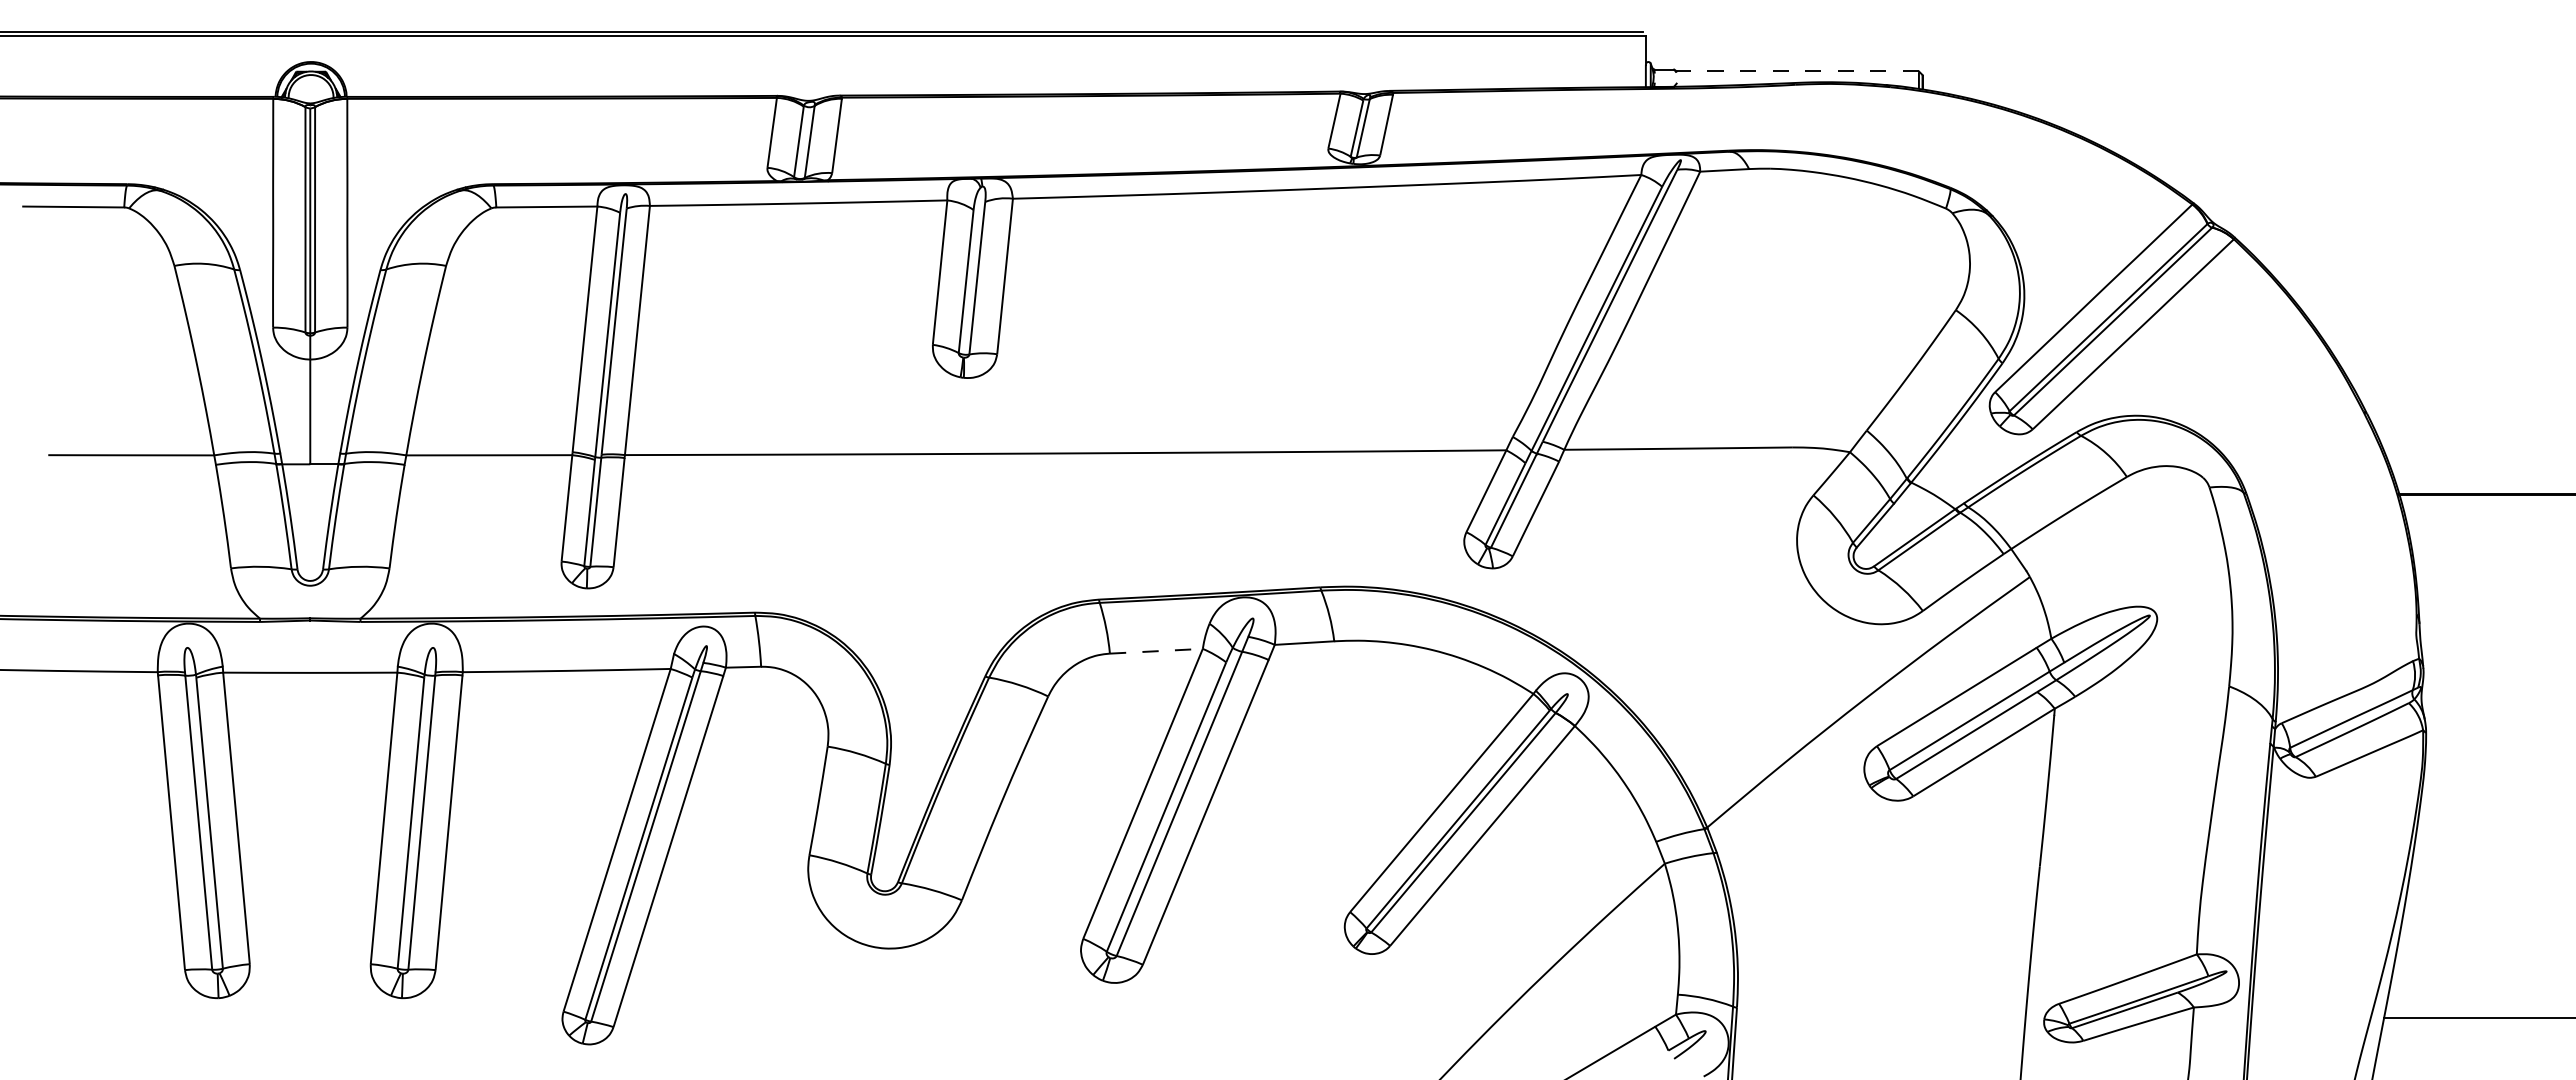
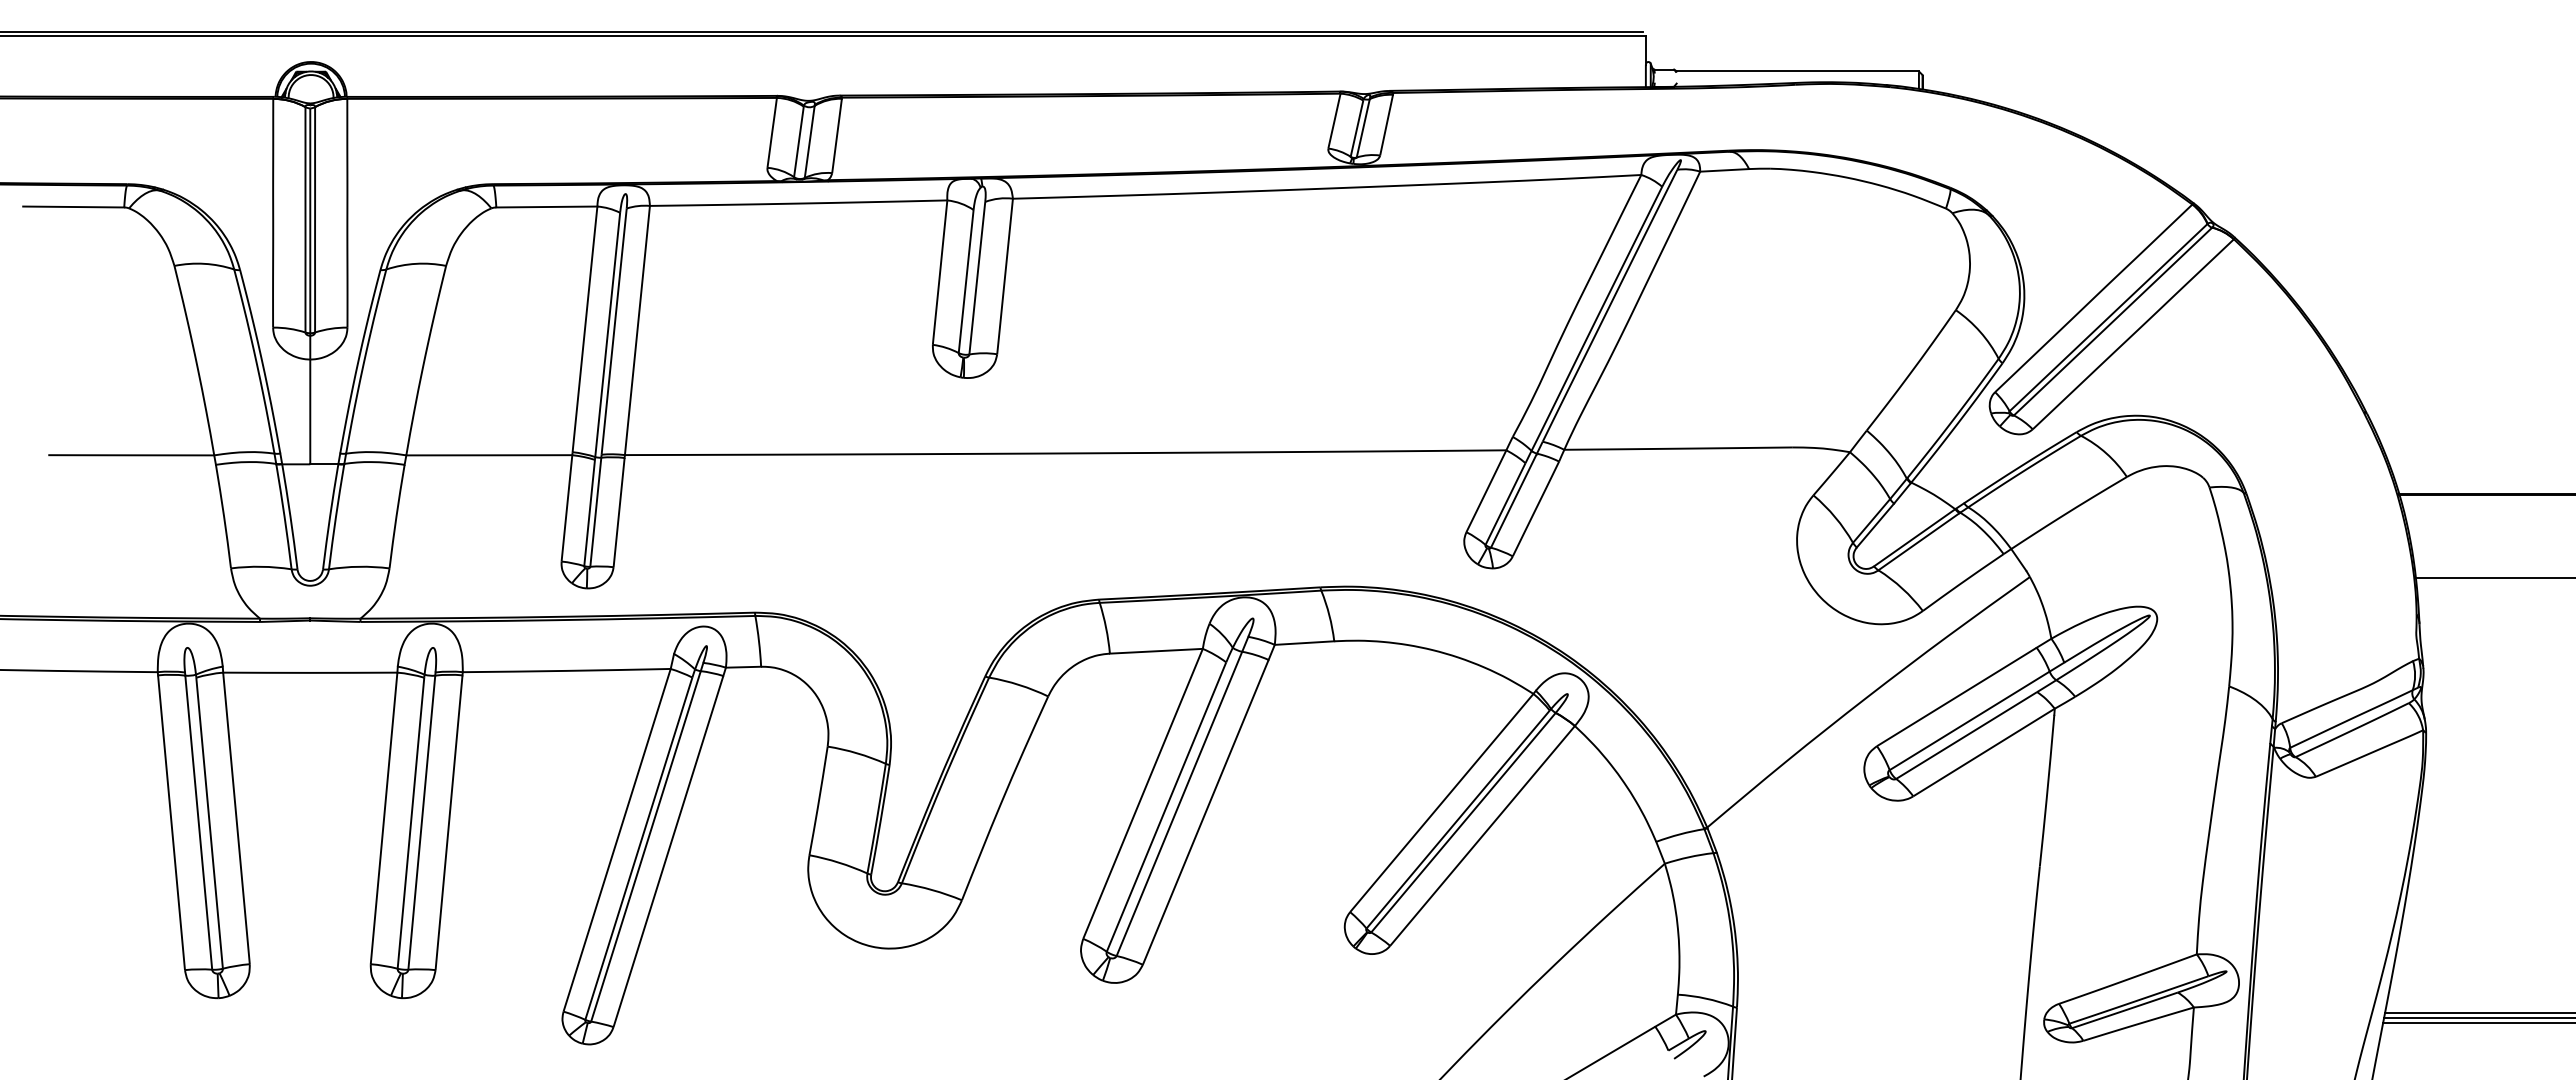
line: dashed -> solid (1797, 71)
line: none -> present (2493, 577)
line: dashed -> solid (1156, 651)
line: none -> present (2478, 1012)
line: none -> present (2477, 1022)
